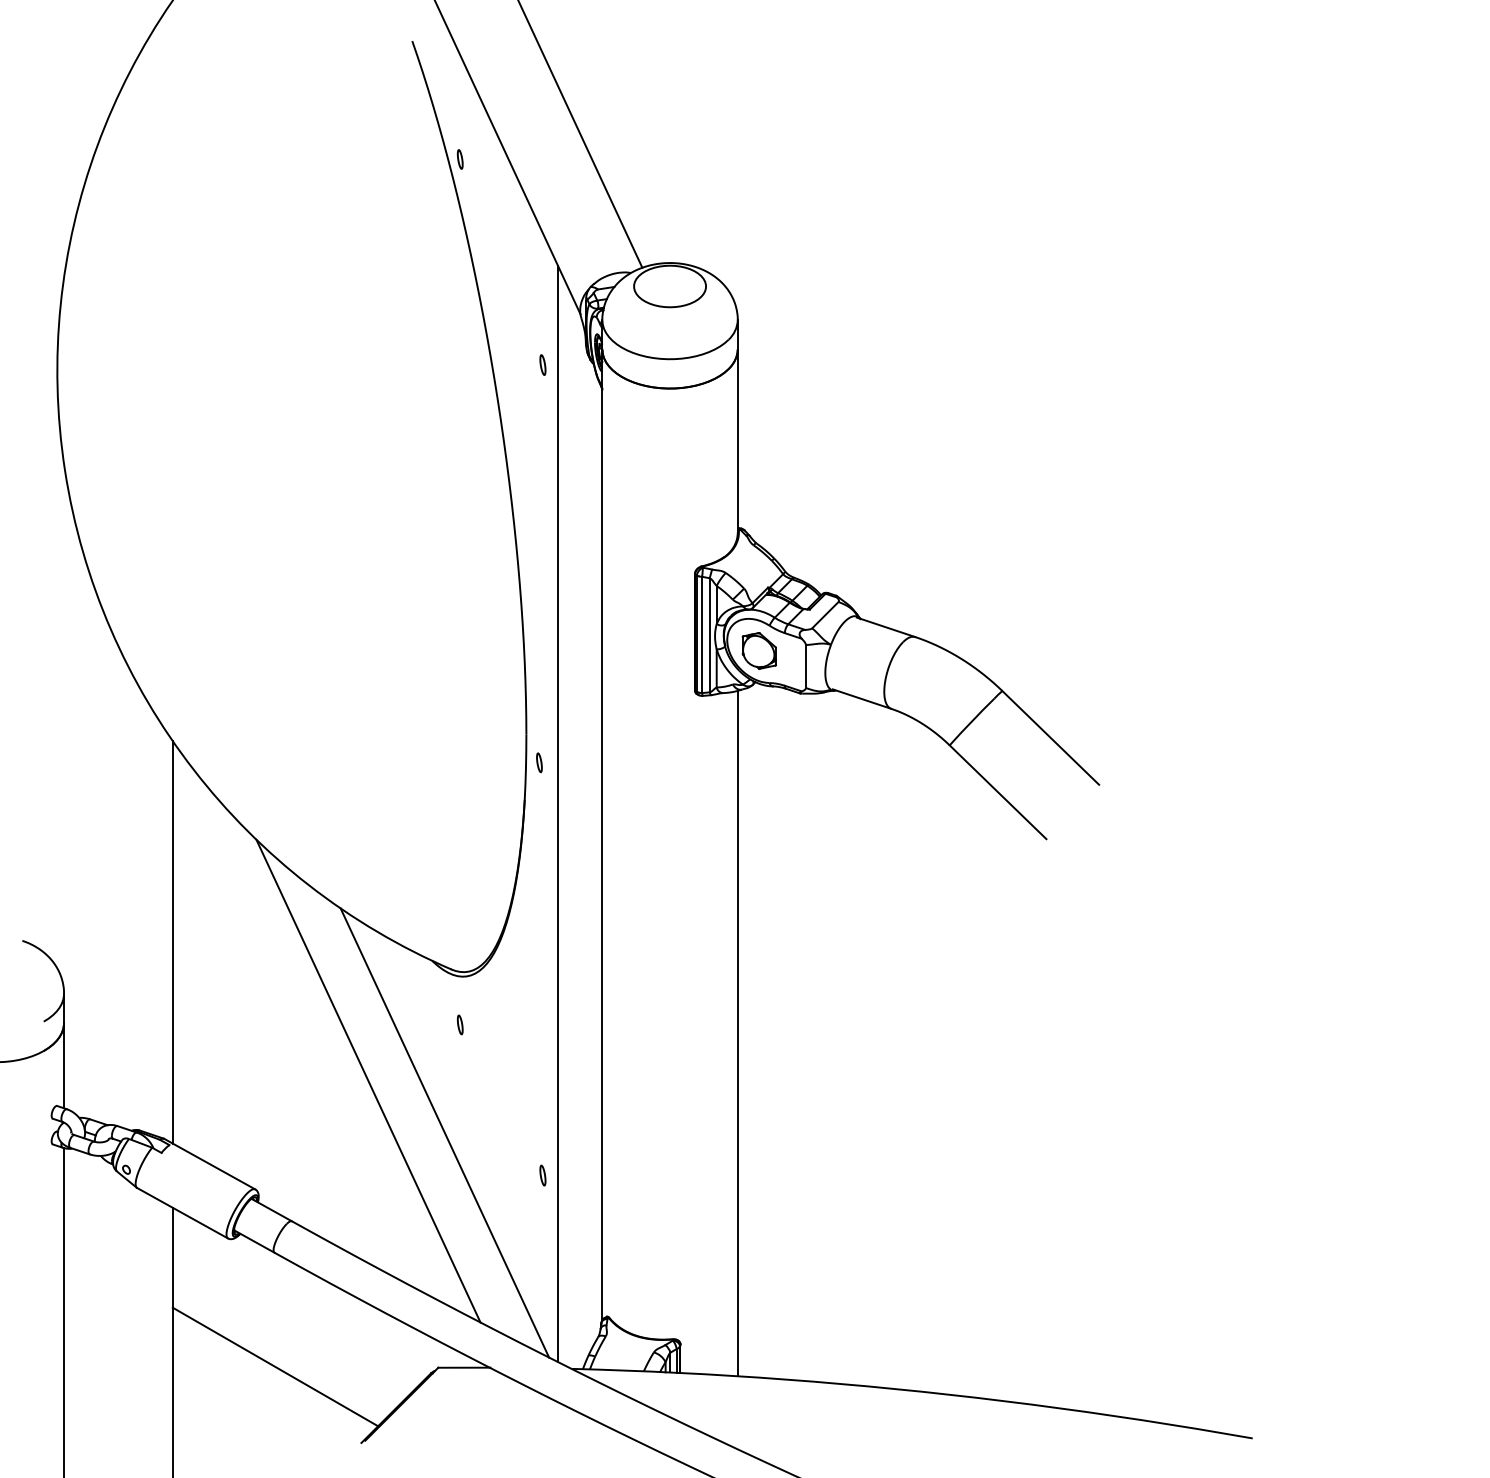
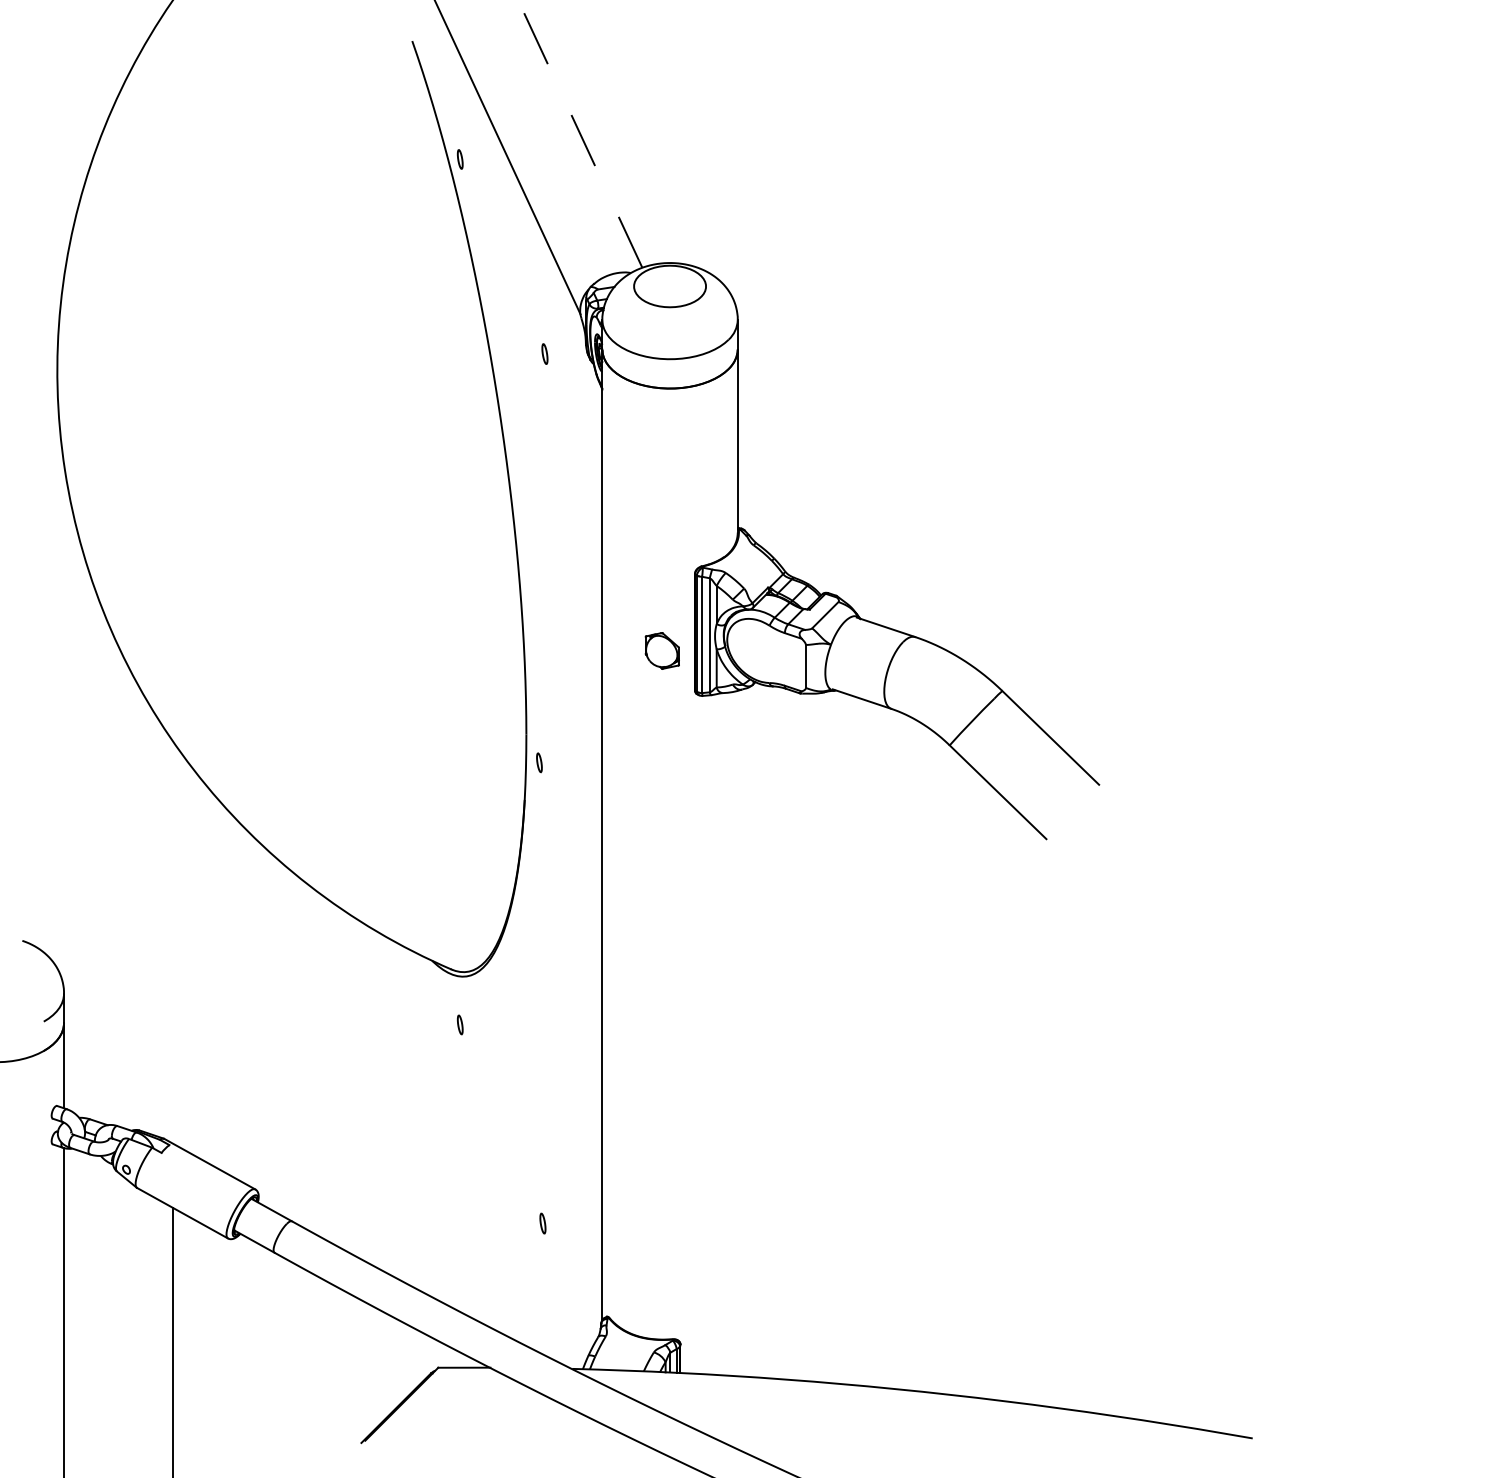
line: solid -> dashed (580, 133)
part position: (542, 364) -> (544, 353) (544, 353)
part position: (758, 650) -> (661, 650) (661, 650)
line: present -> none (557, 813)
line: present -> none (172, 942)
line: present -> none (737, 1033)
line: present -> none (368, 1080)
line: present -> none (444, 1132)
part position: (542, 1175) -> (542, 1223) (542, 1223)
line: present -> none (275, 1366)
